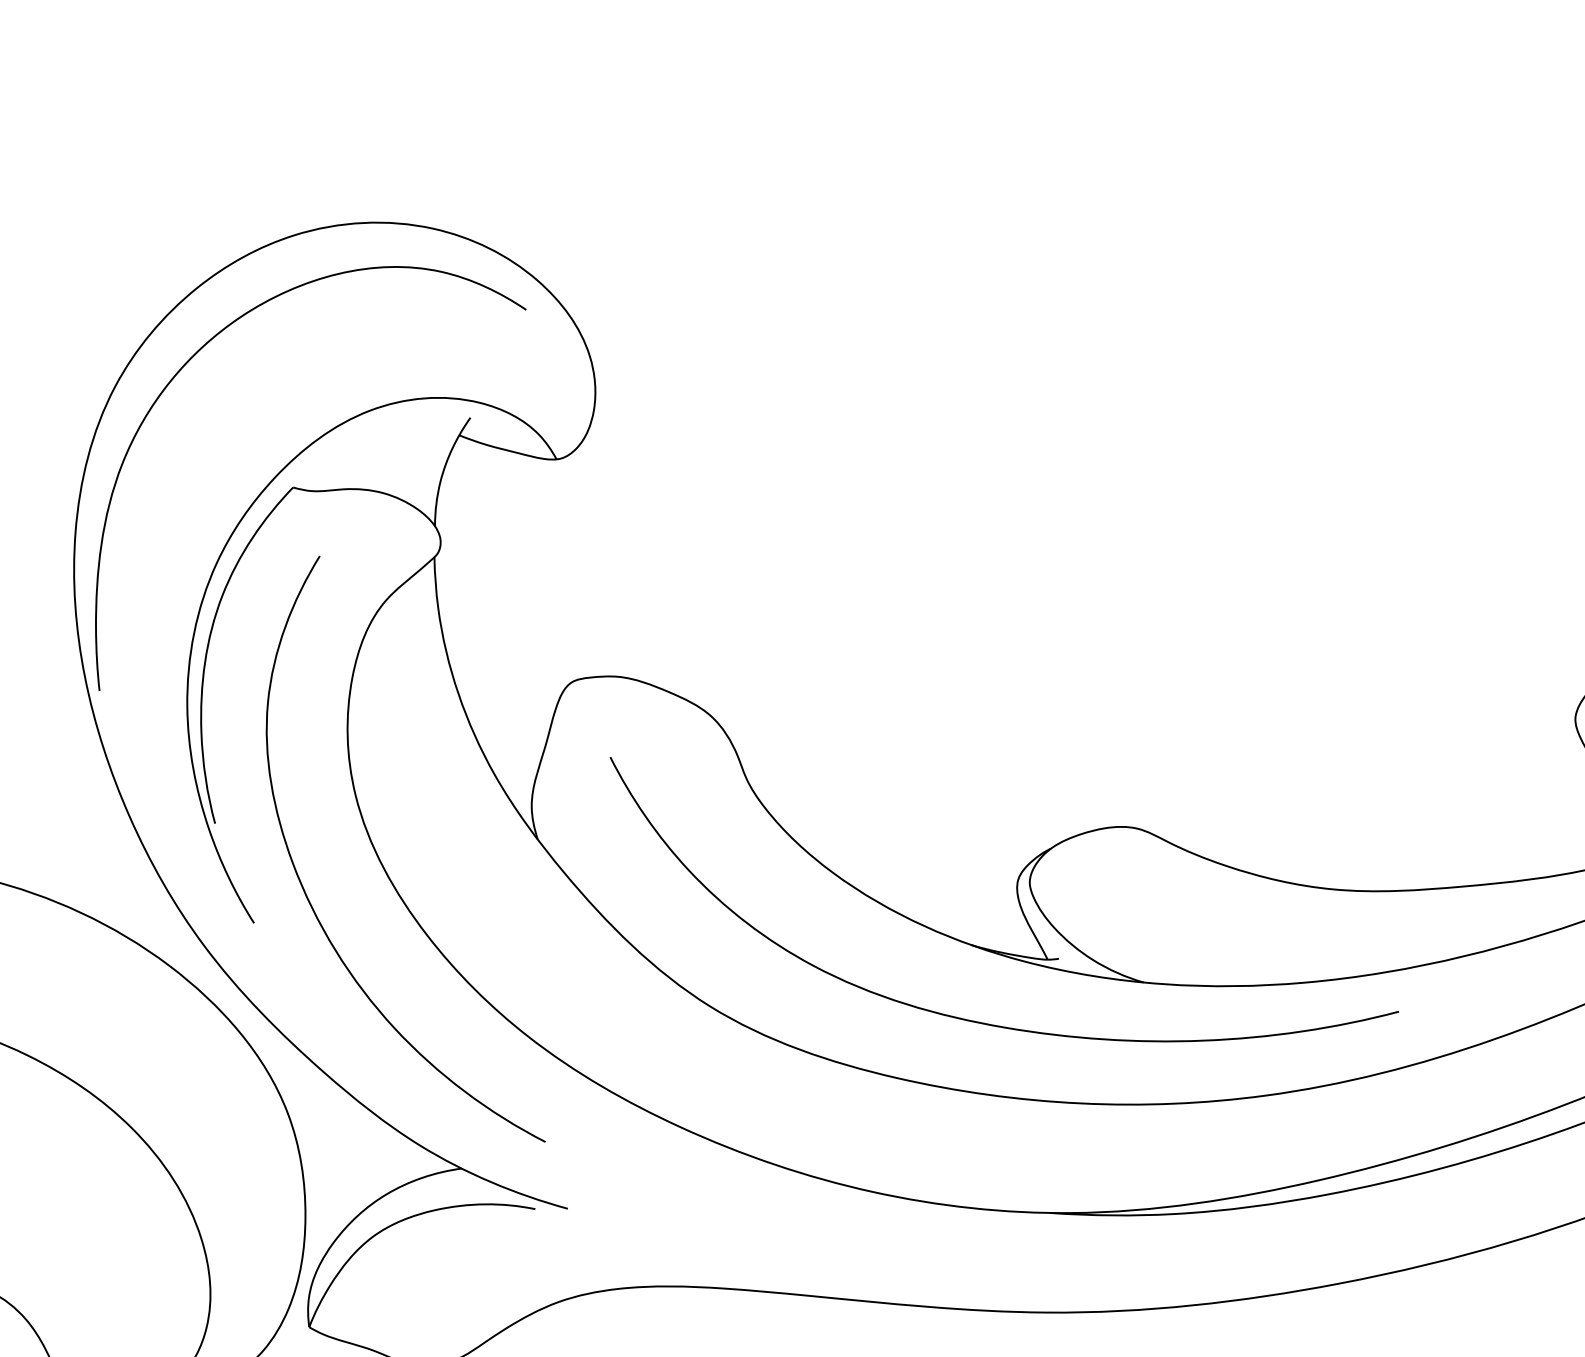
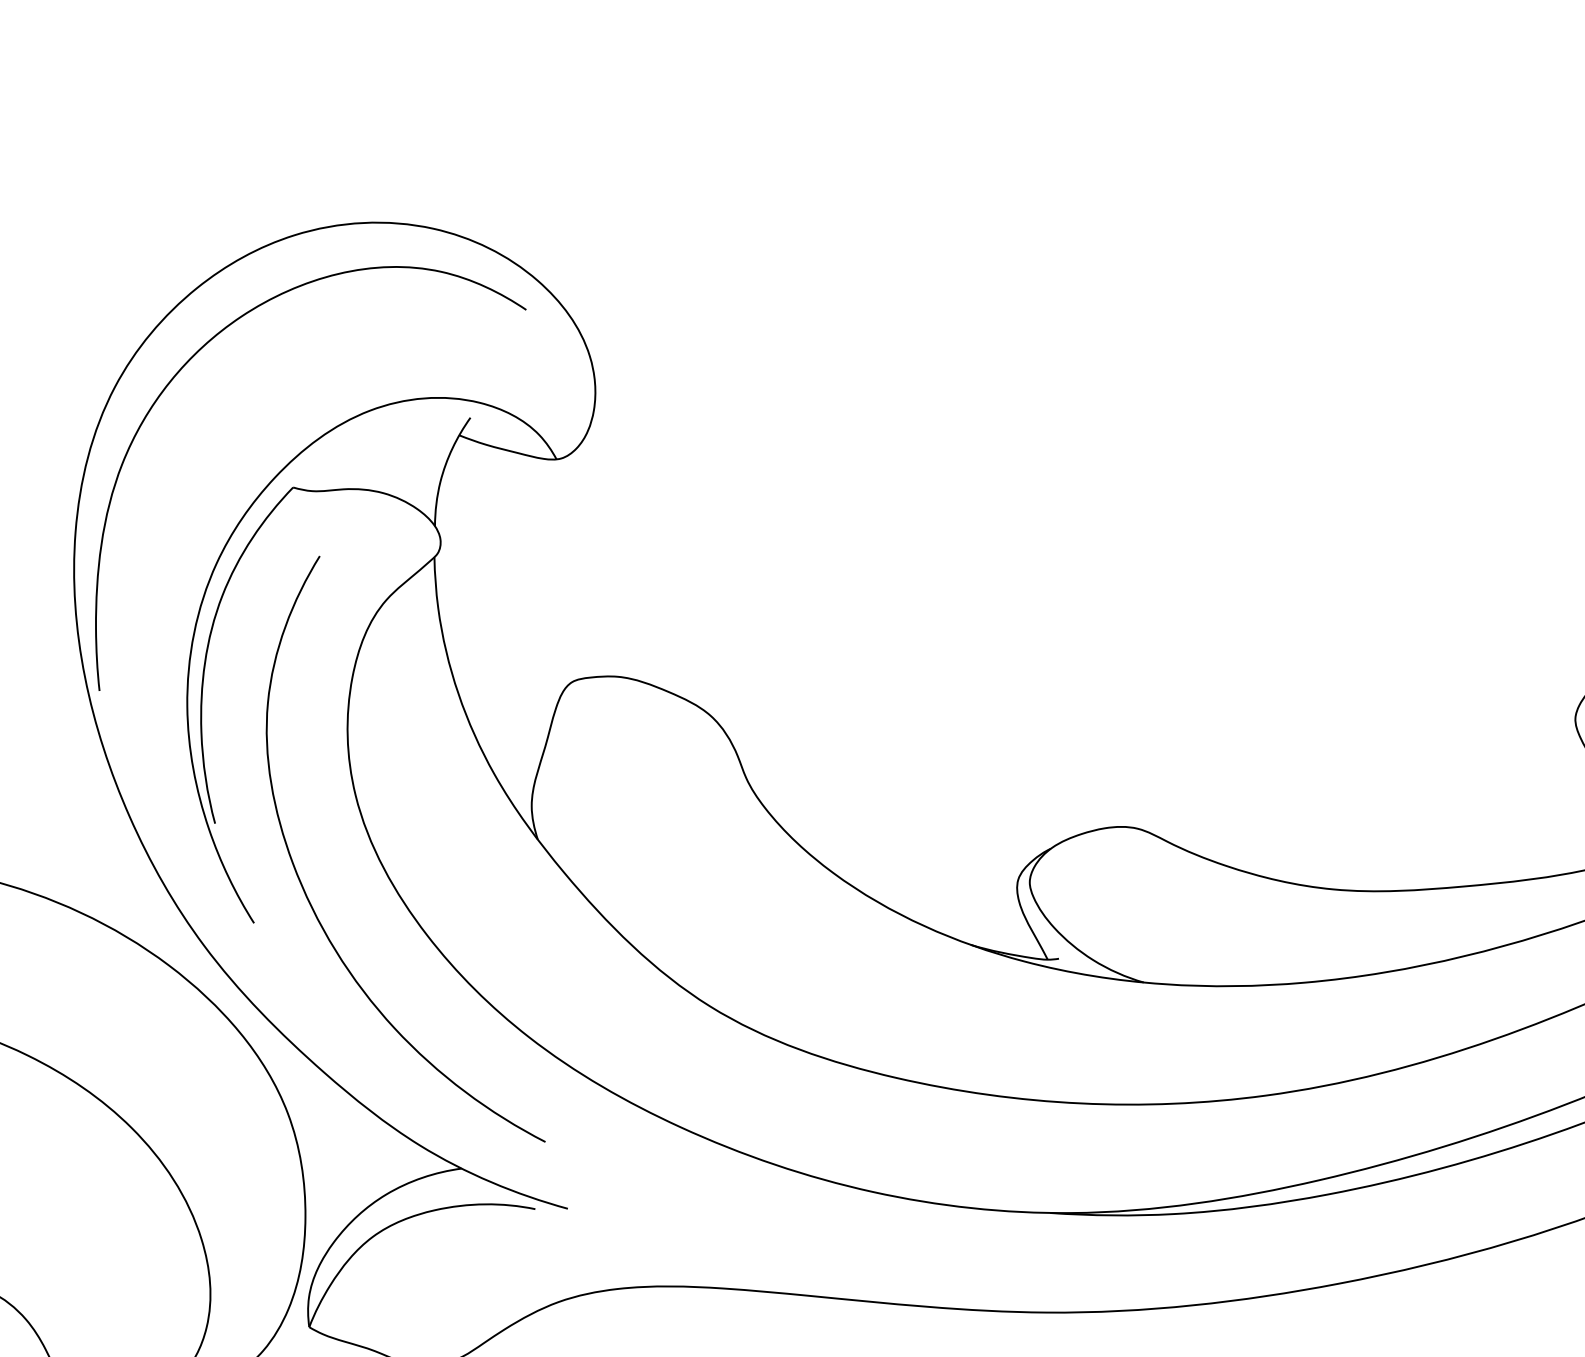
curve: present -> none (979, 1021)
